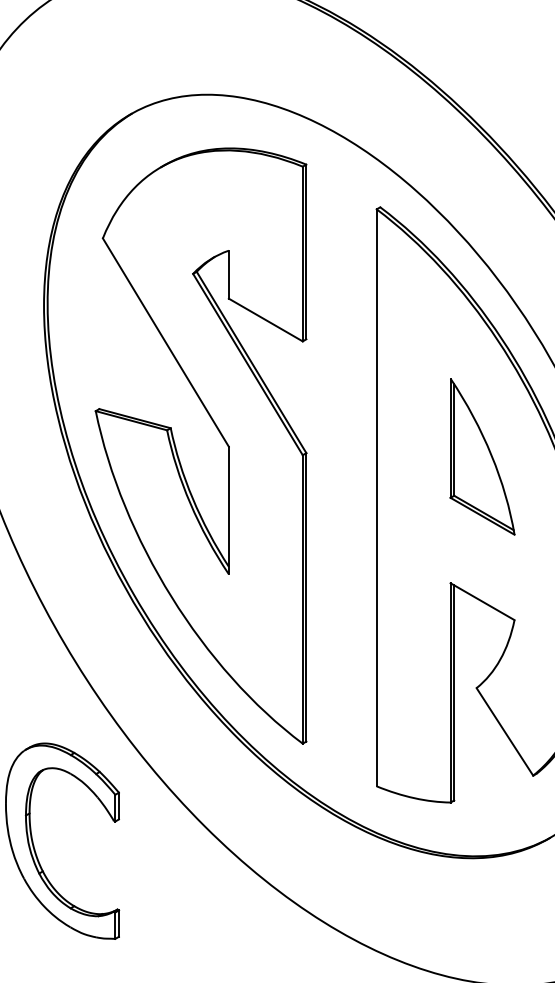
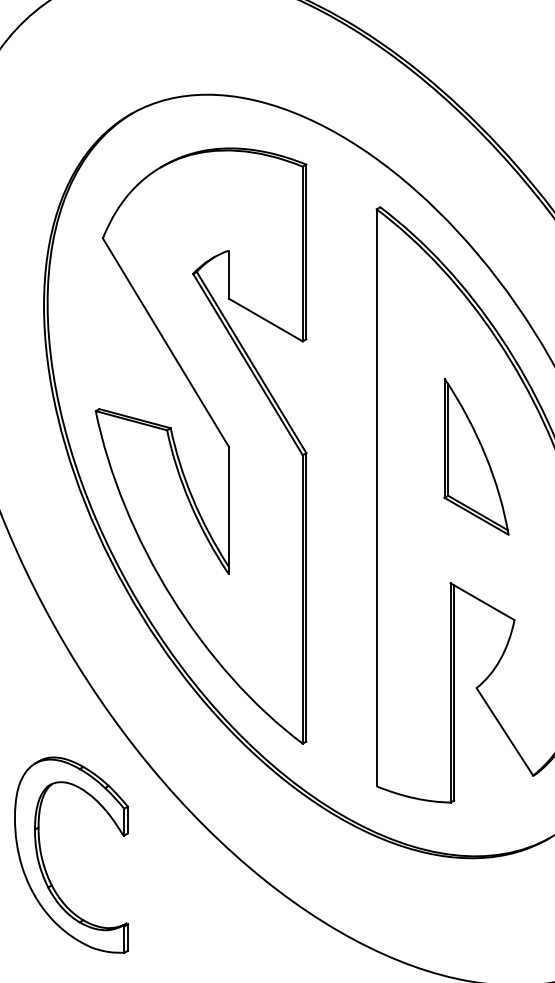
part position: (482, 456) -> (476, 456) (476, 456)
part position: (34, 845) -> (43, 859) (43, 859)
